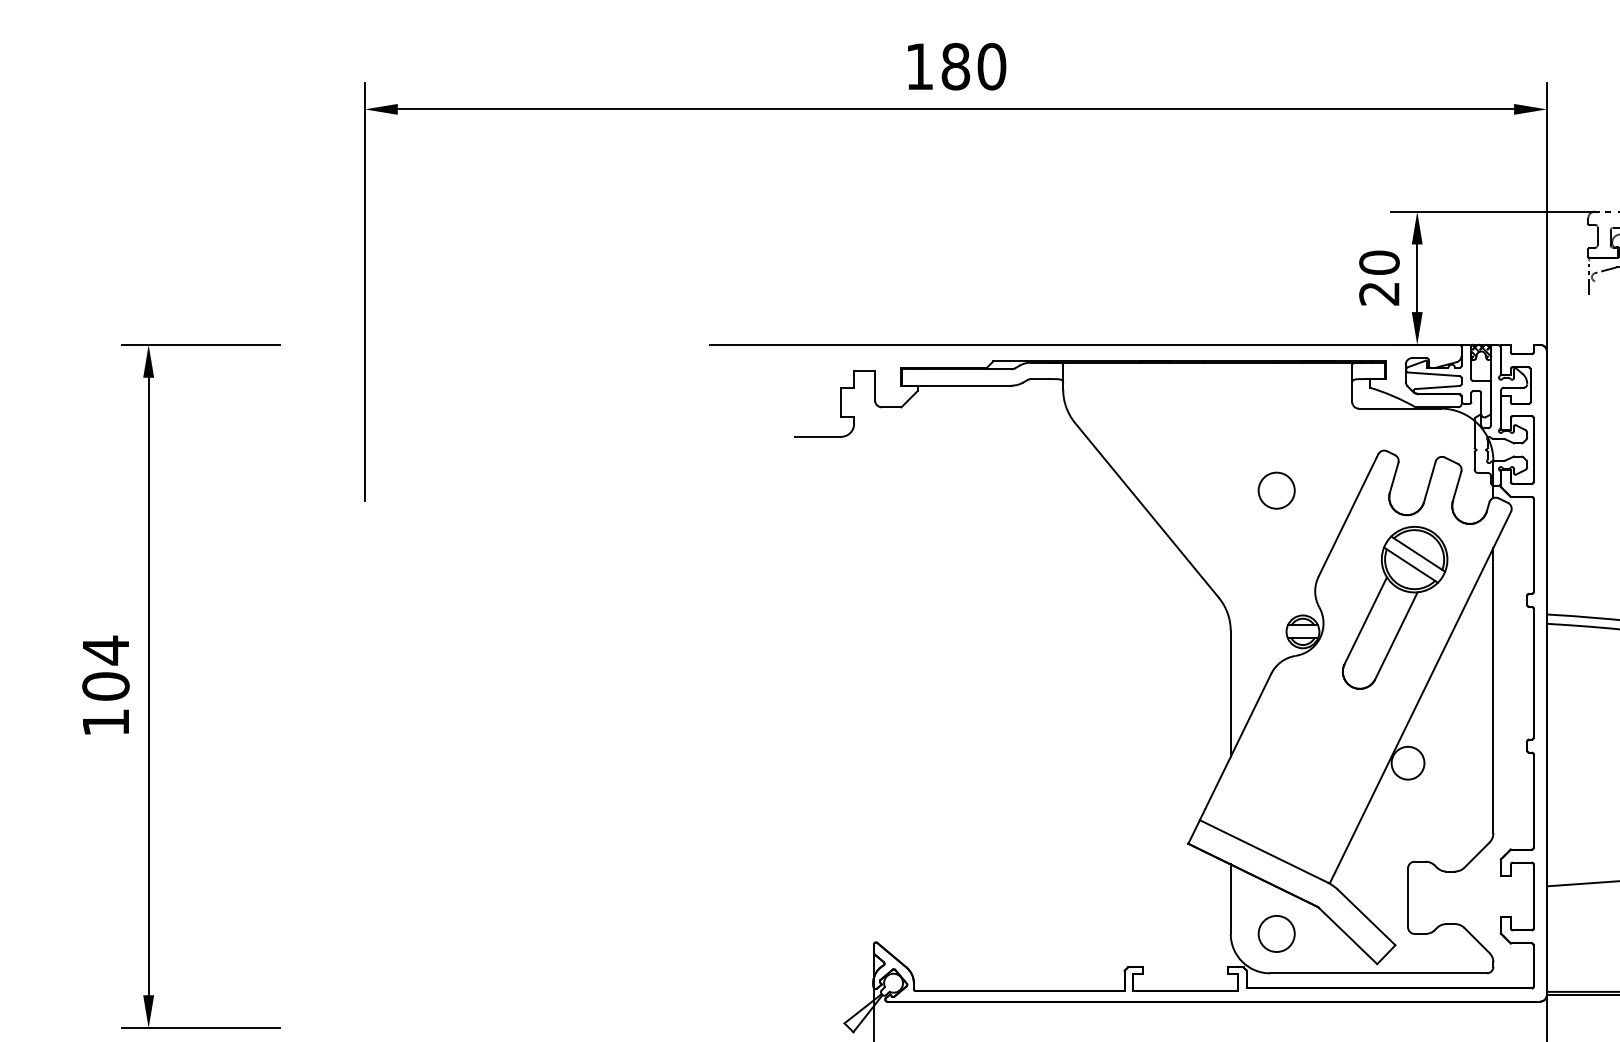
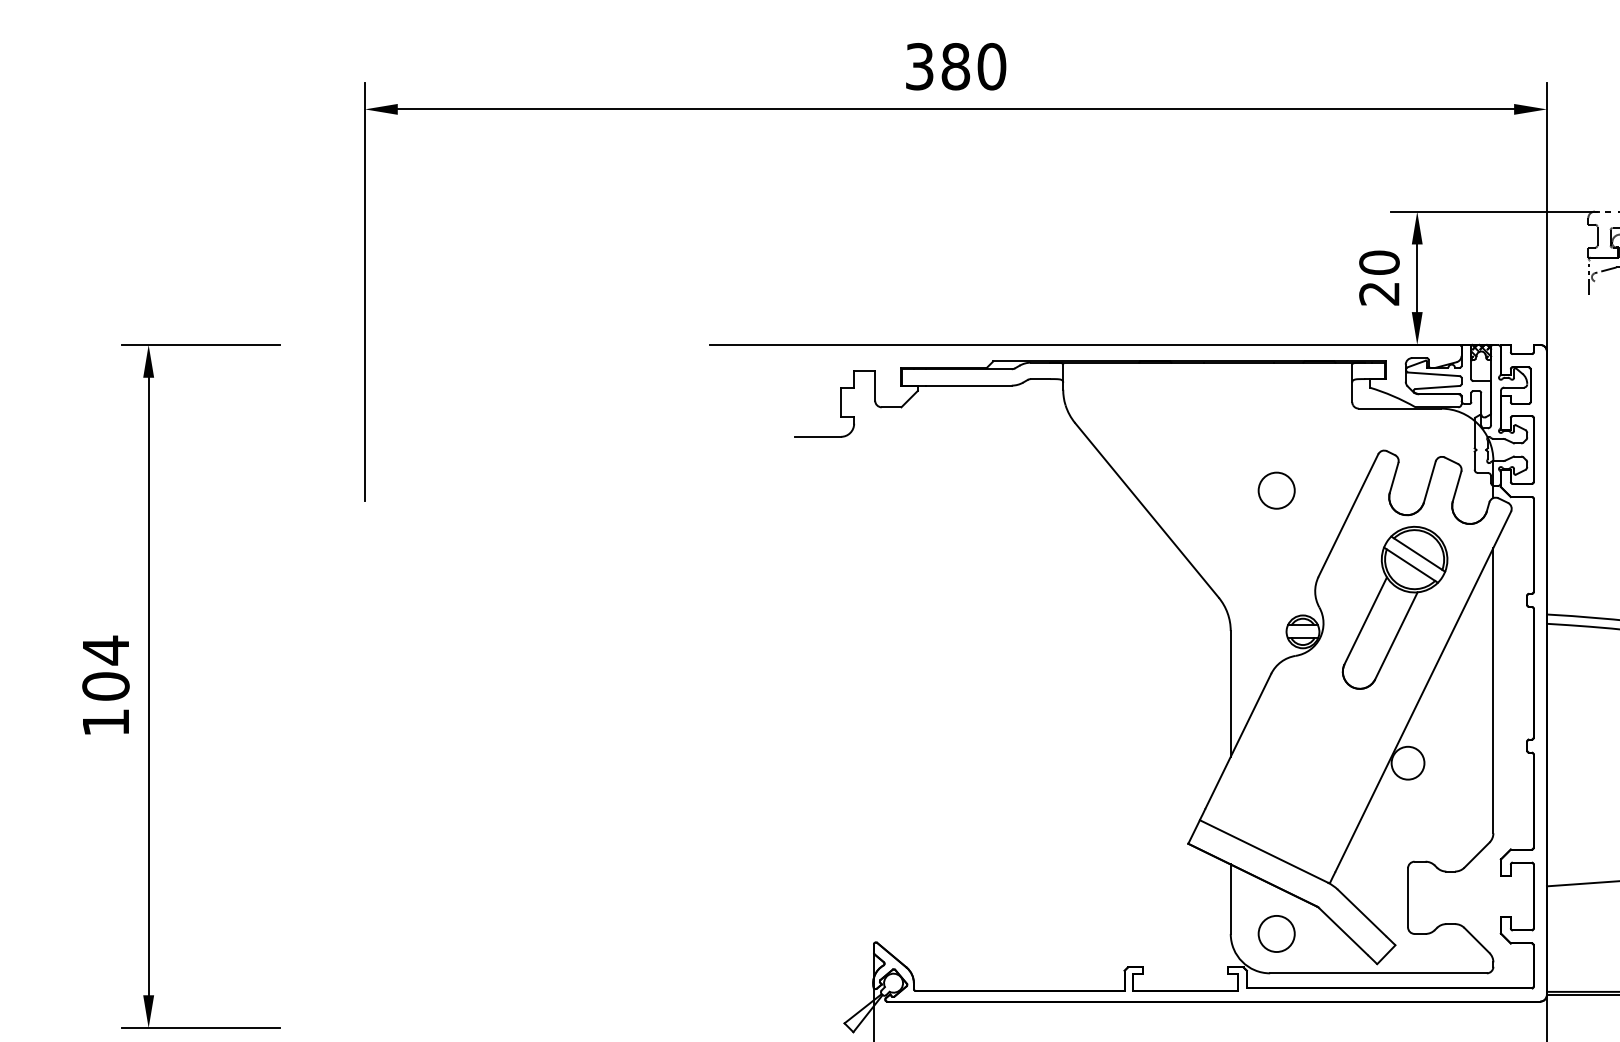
text: 180 -> 380 (919, 66)
